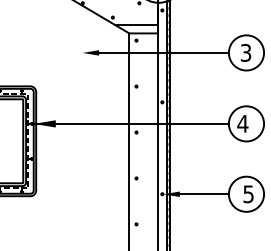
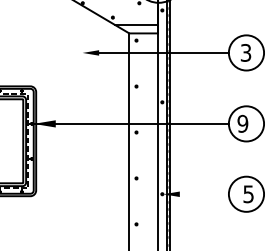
text: 4 -> 9 (242, 123)
line: present -> none (203, 194)
